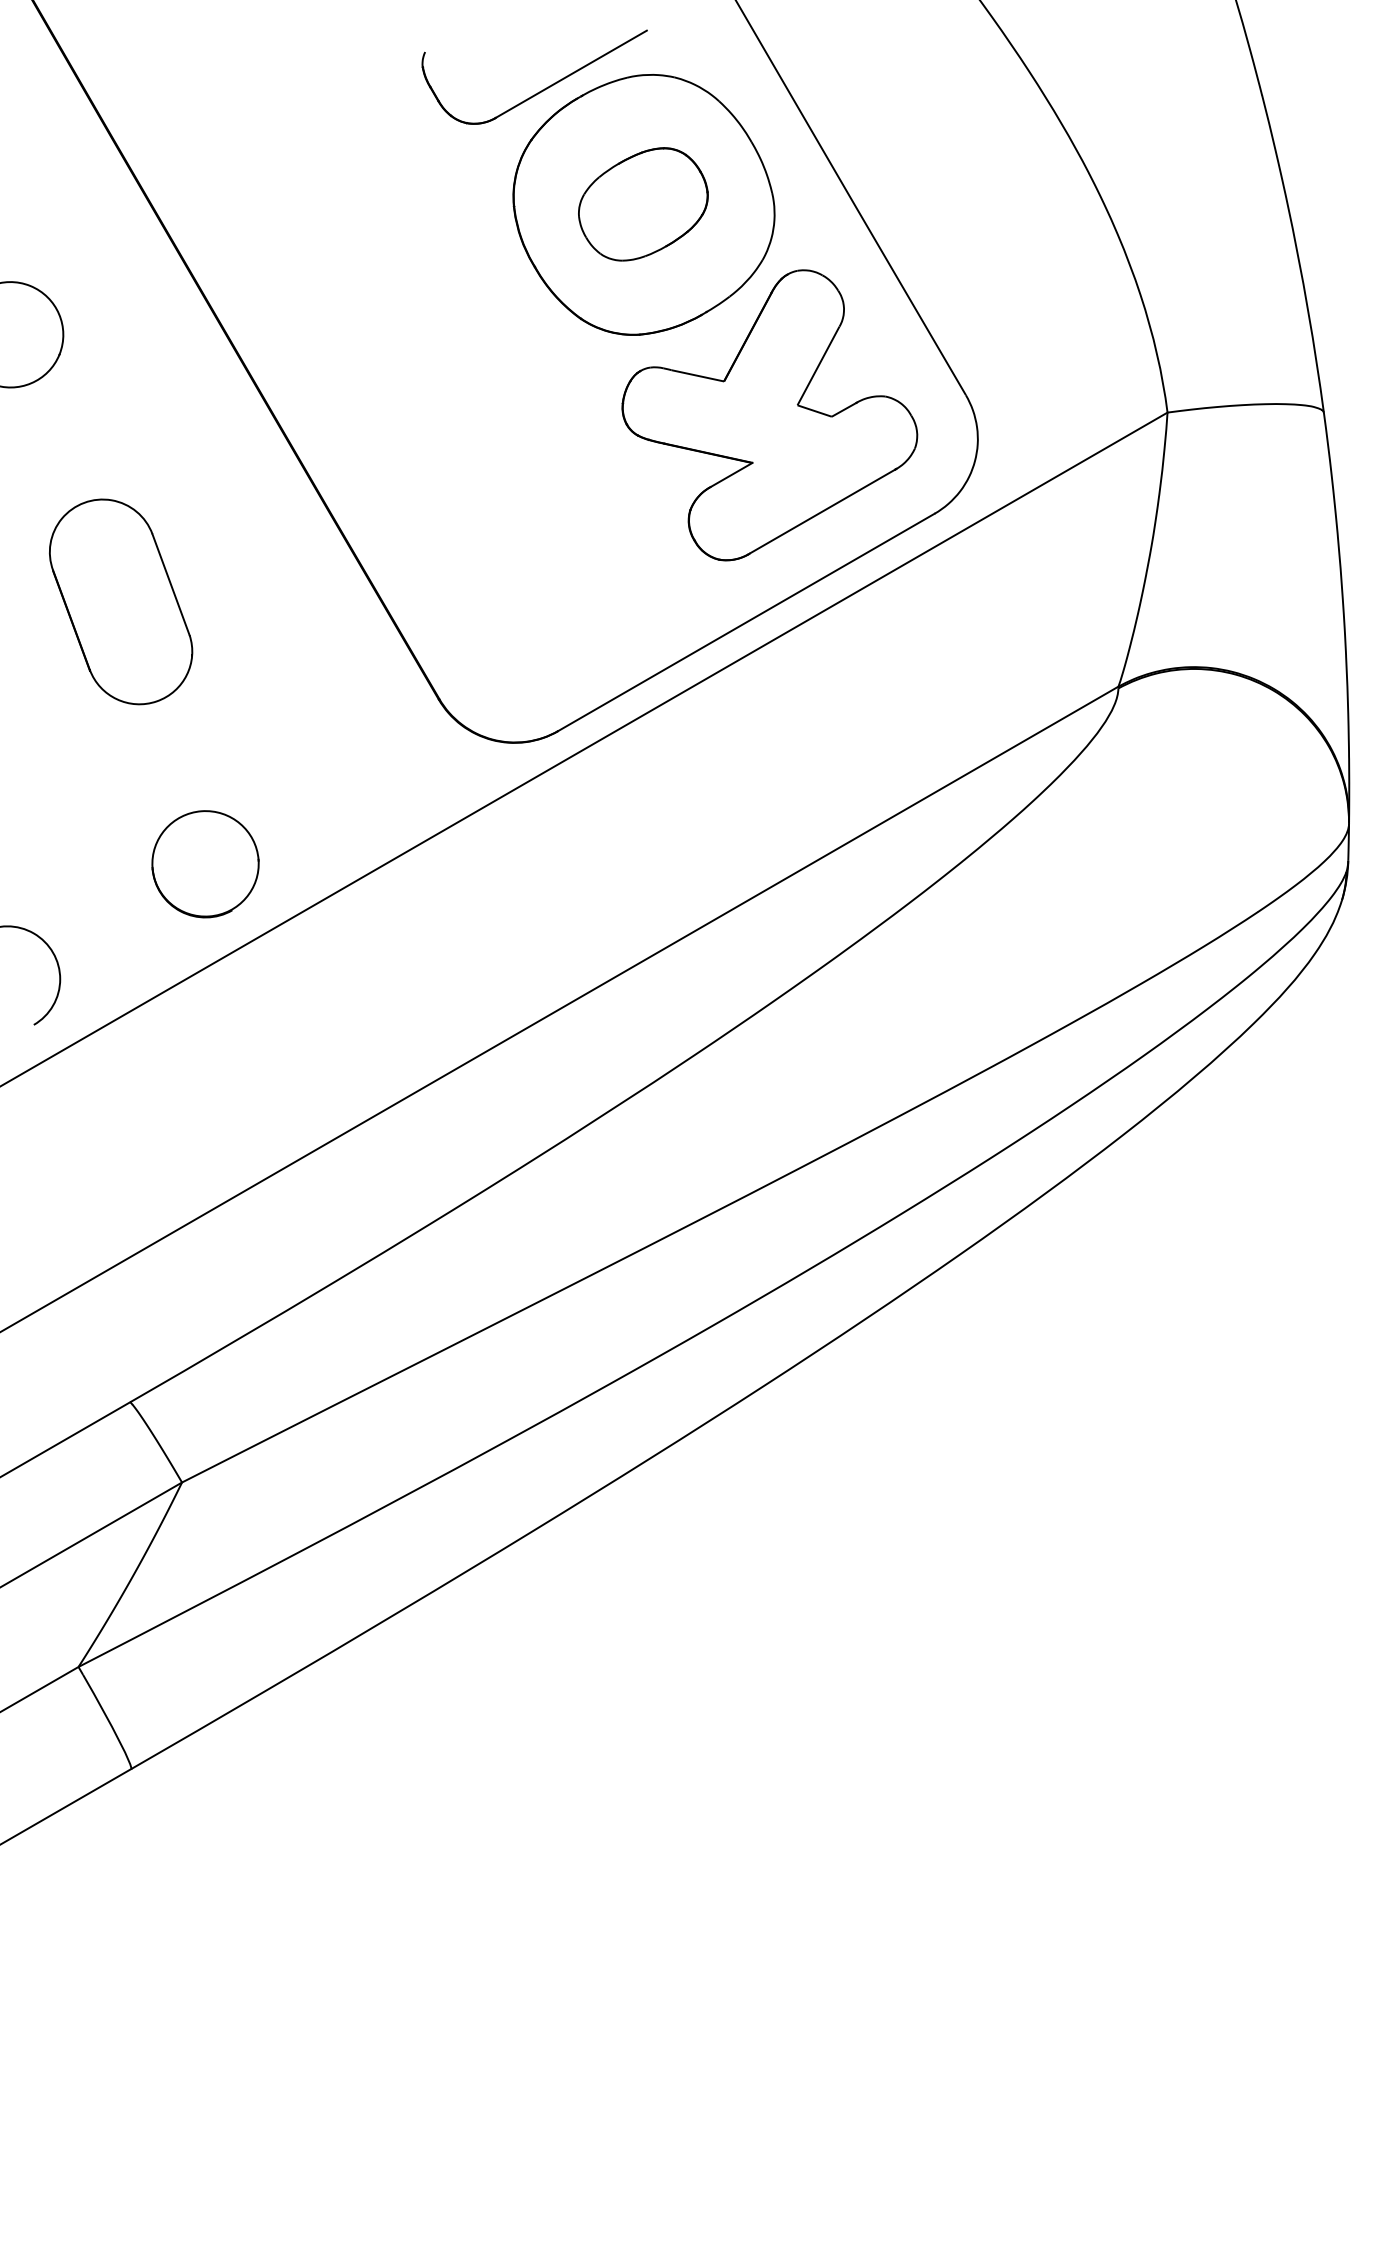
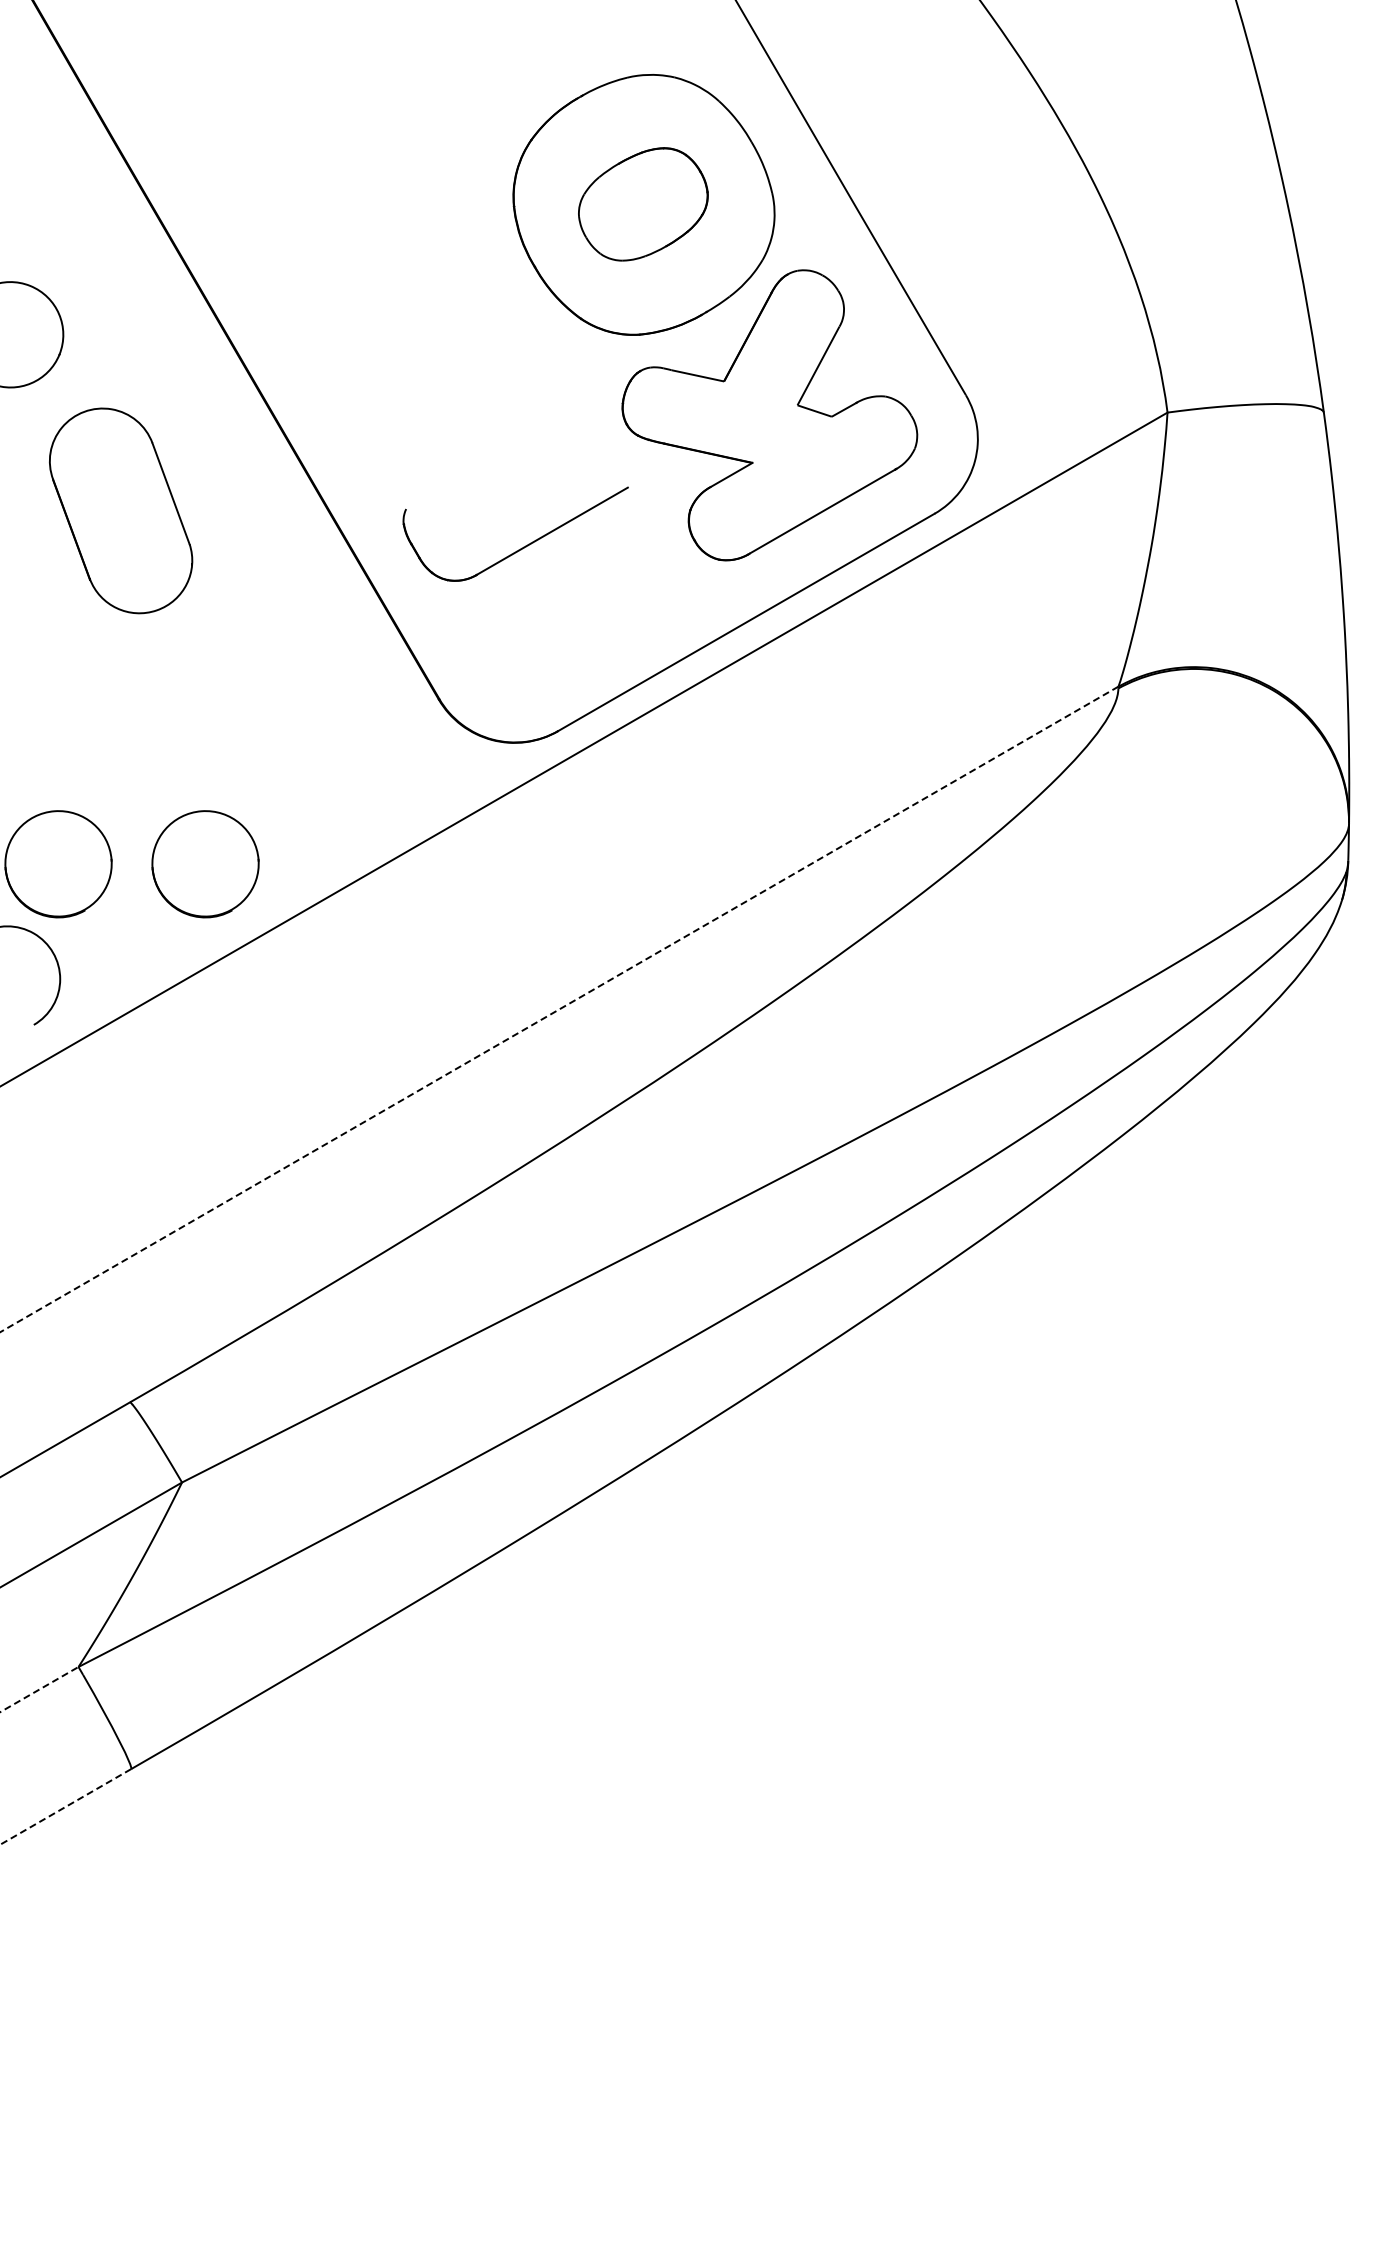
part position: (542, 89) -> (523, 546) (523, 546)
part position: (121, 601) -> (121, 510) (121, 510)
part: none -> present (58, 864)
line: solid -> dashed (559, 1009)
line: solid -> dashed (39, 1689)
line: solid -> dashed (65, 1807)
